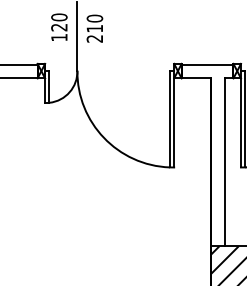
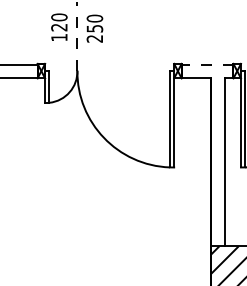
text: 210 -> 250 (94, 28)
line: solid -> dashed (77, 35)
line: solid -> dashed (207, 64)
